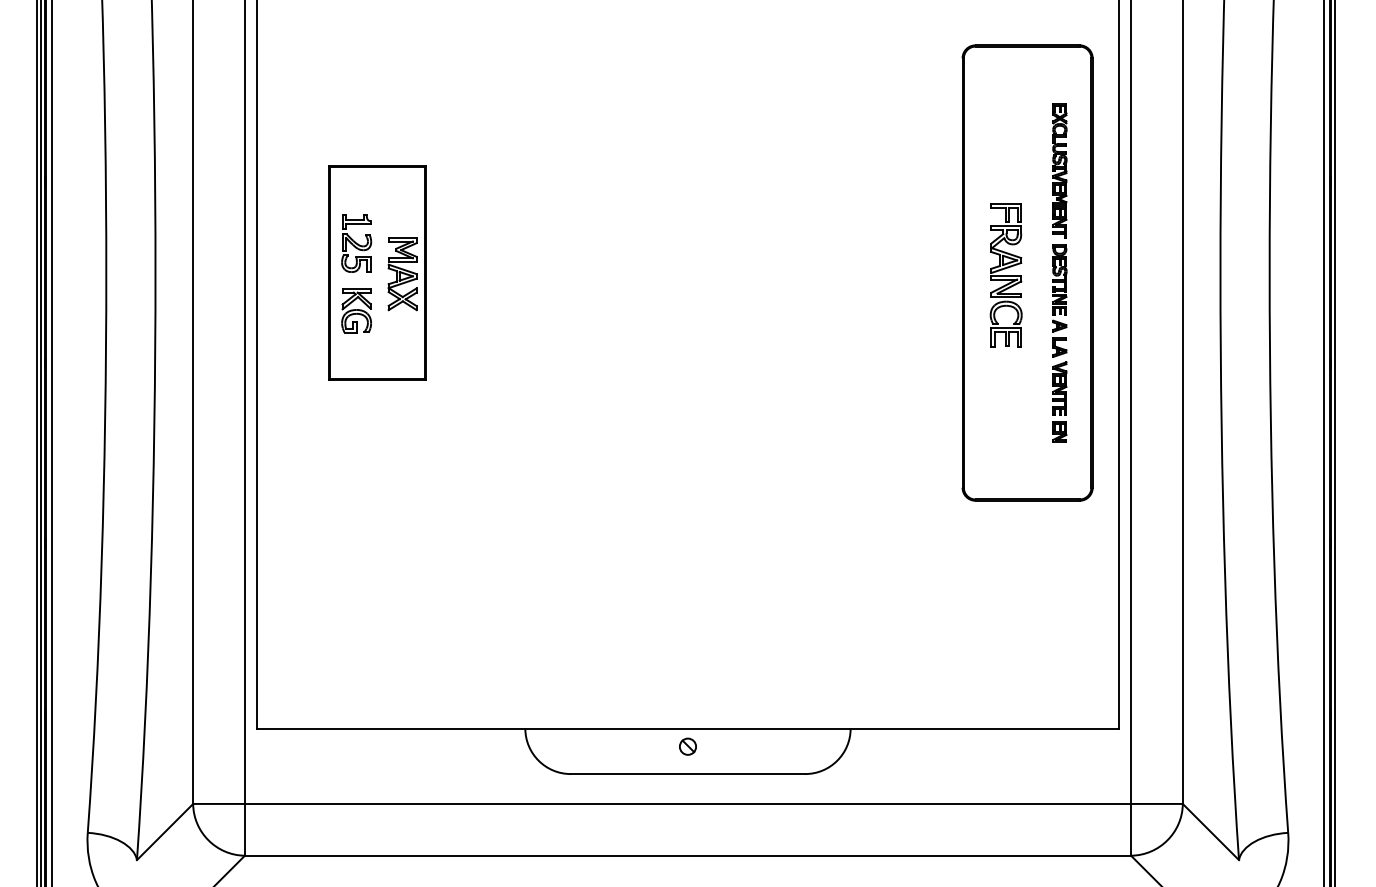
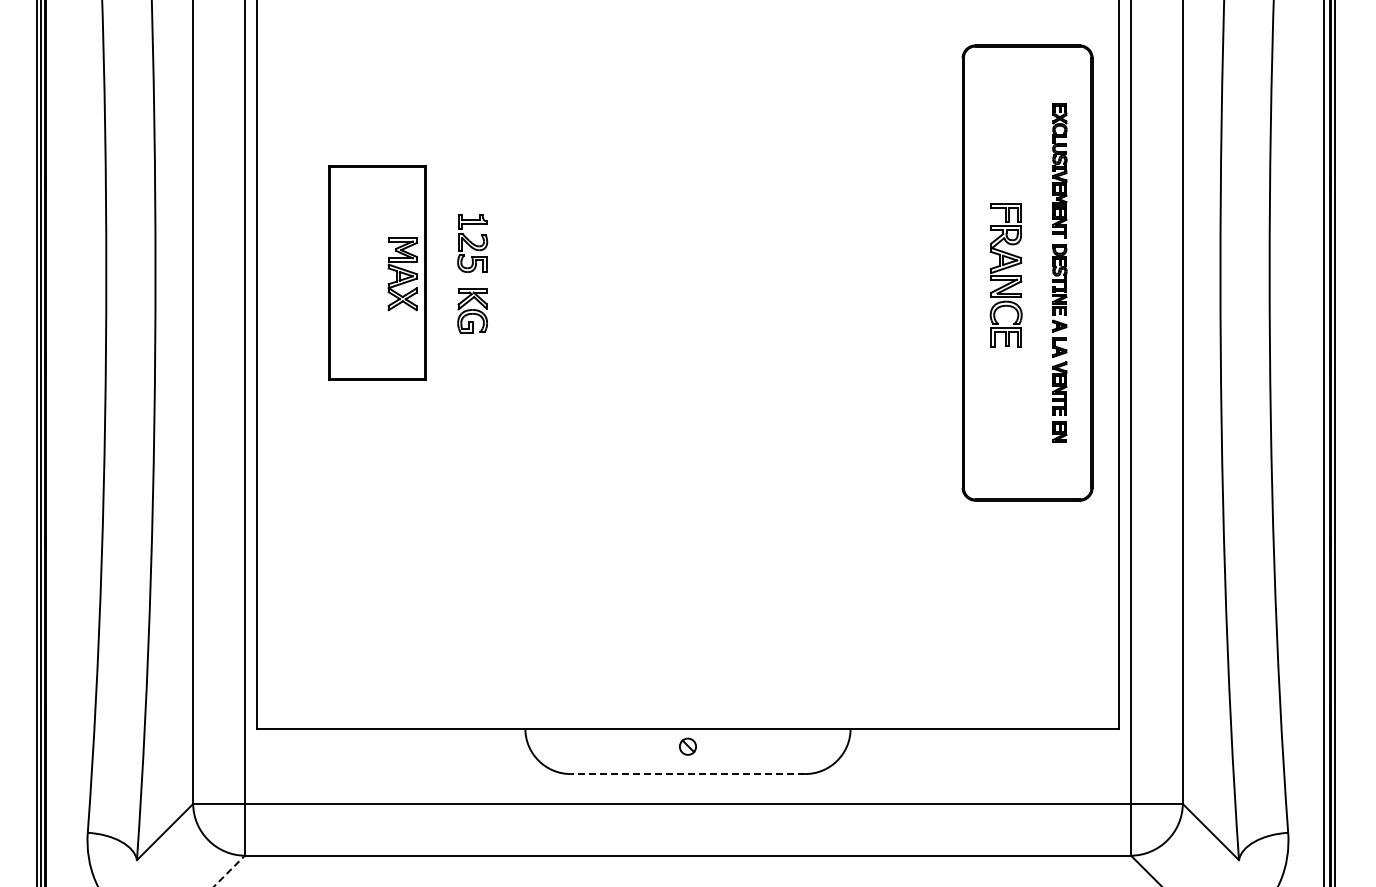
part position: (356, 243) -> (472, 243) (472, 243)
part position: (356, 310) -> (472, 310) (472, 310)
line: present -> none (52, 442)
line: solid -> dashed (687, 774)
line: solid -> dashed (229, 871)
